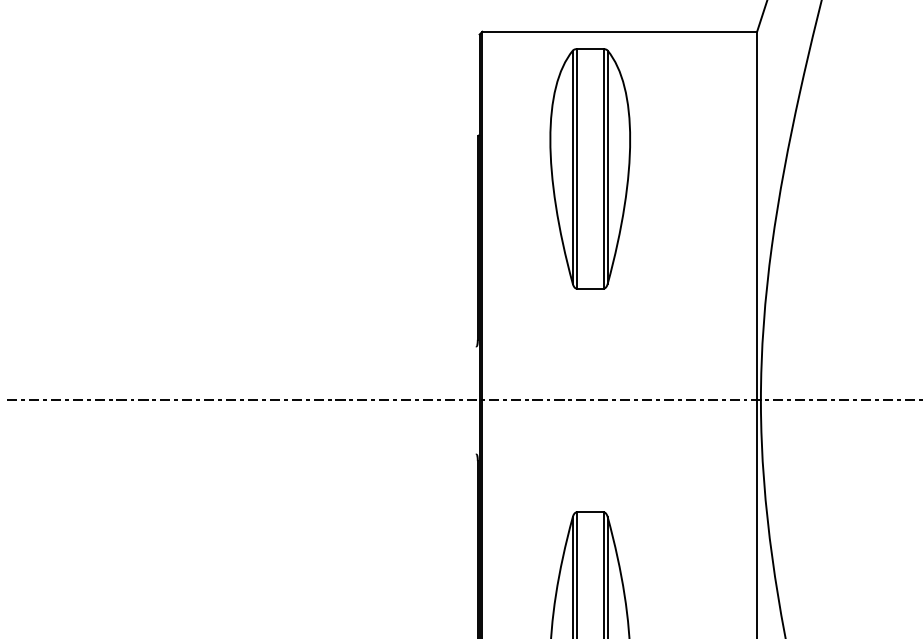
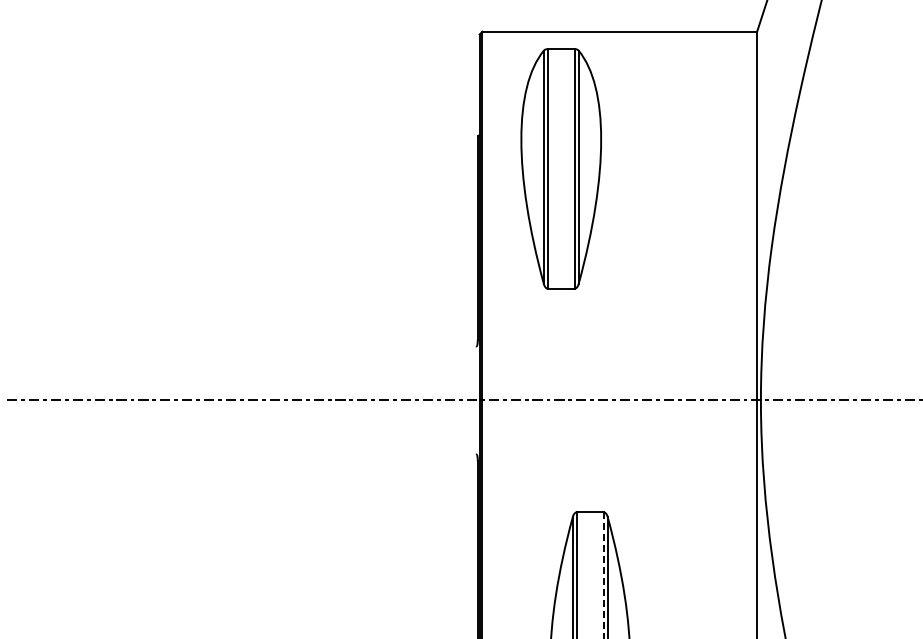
part position: (589, 168) -> (560, 168) (560, 168)
line: solid -> dashed (603, 575)
